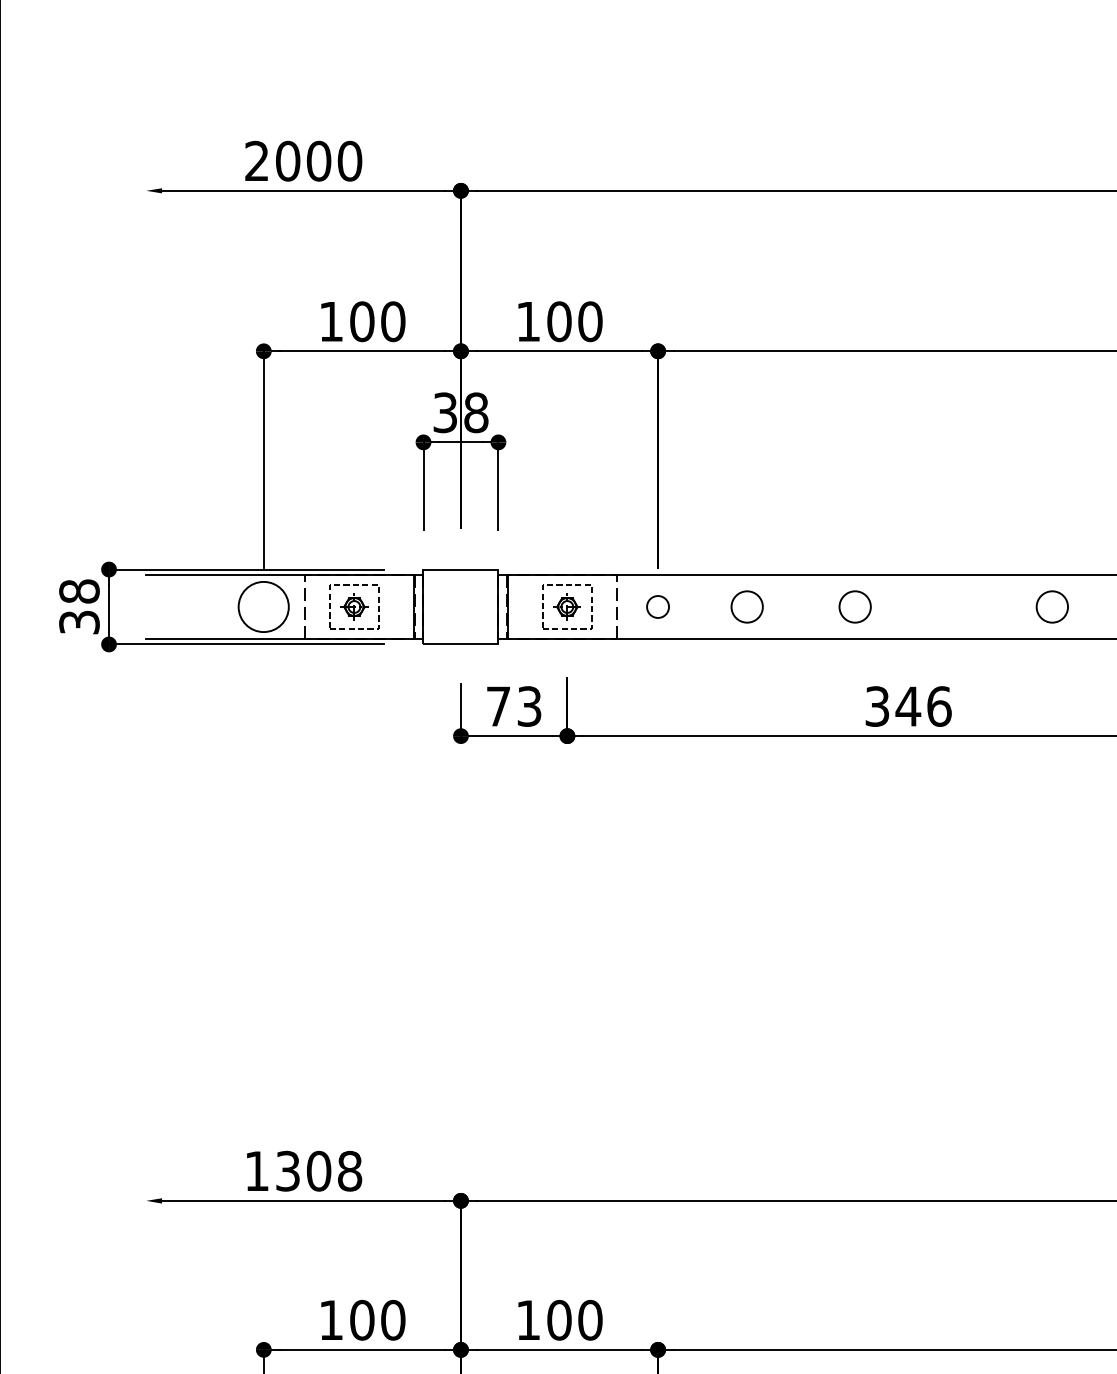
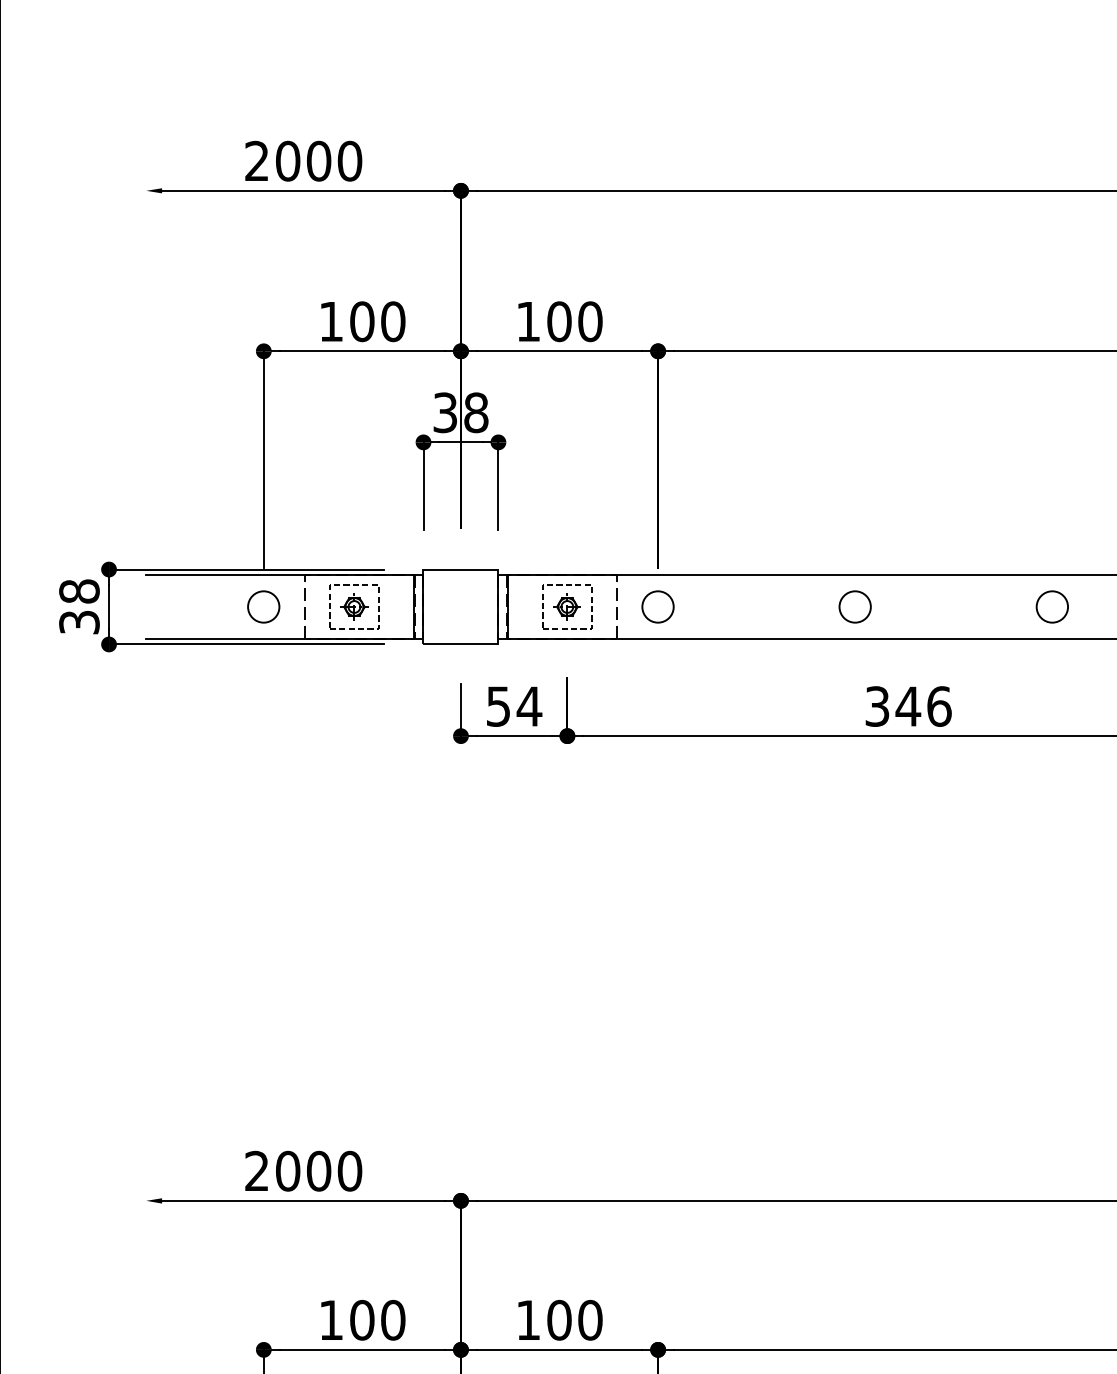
circle diameter: 50 px -> 31 px (263, 606)
circle size: 24x24 px -> 34x34 px (657, 606)
circle: present -> none (746, 606)
text: 73 -> 54 (514, 706)
text: 1308 -> 2000 (303, 1170)
